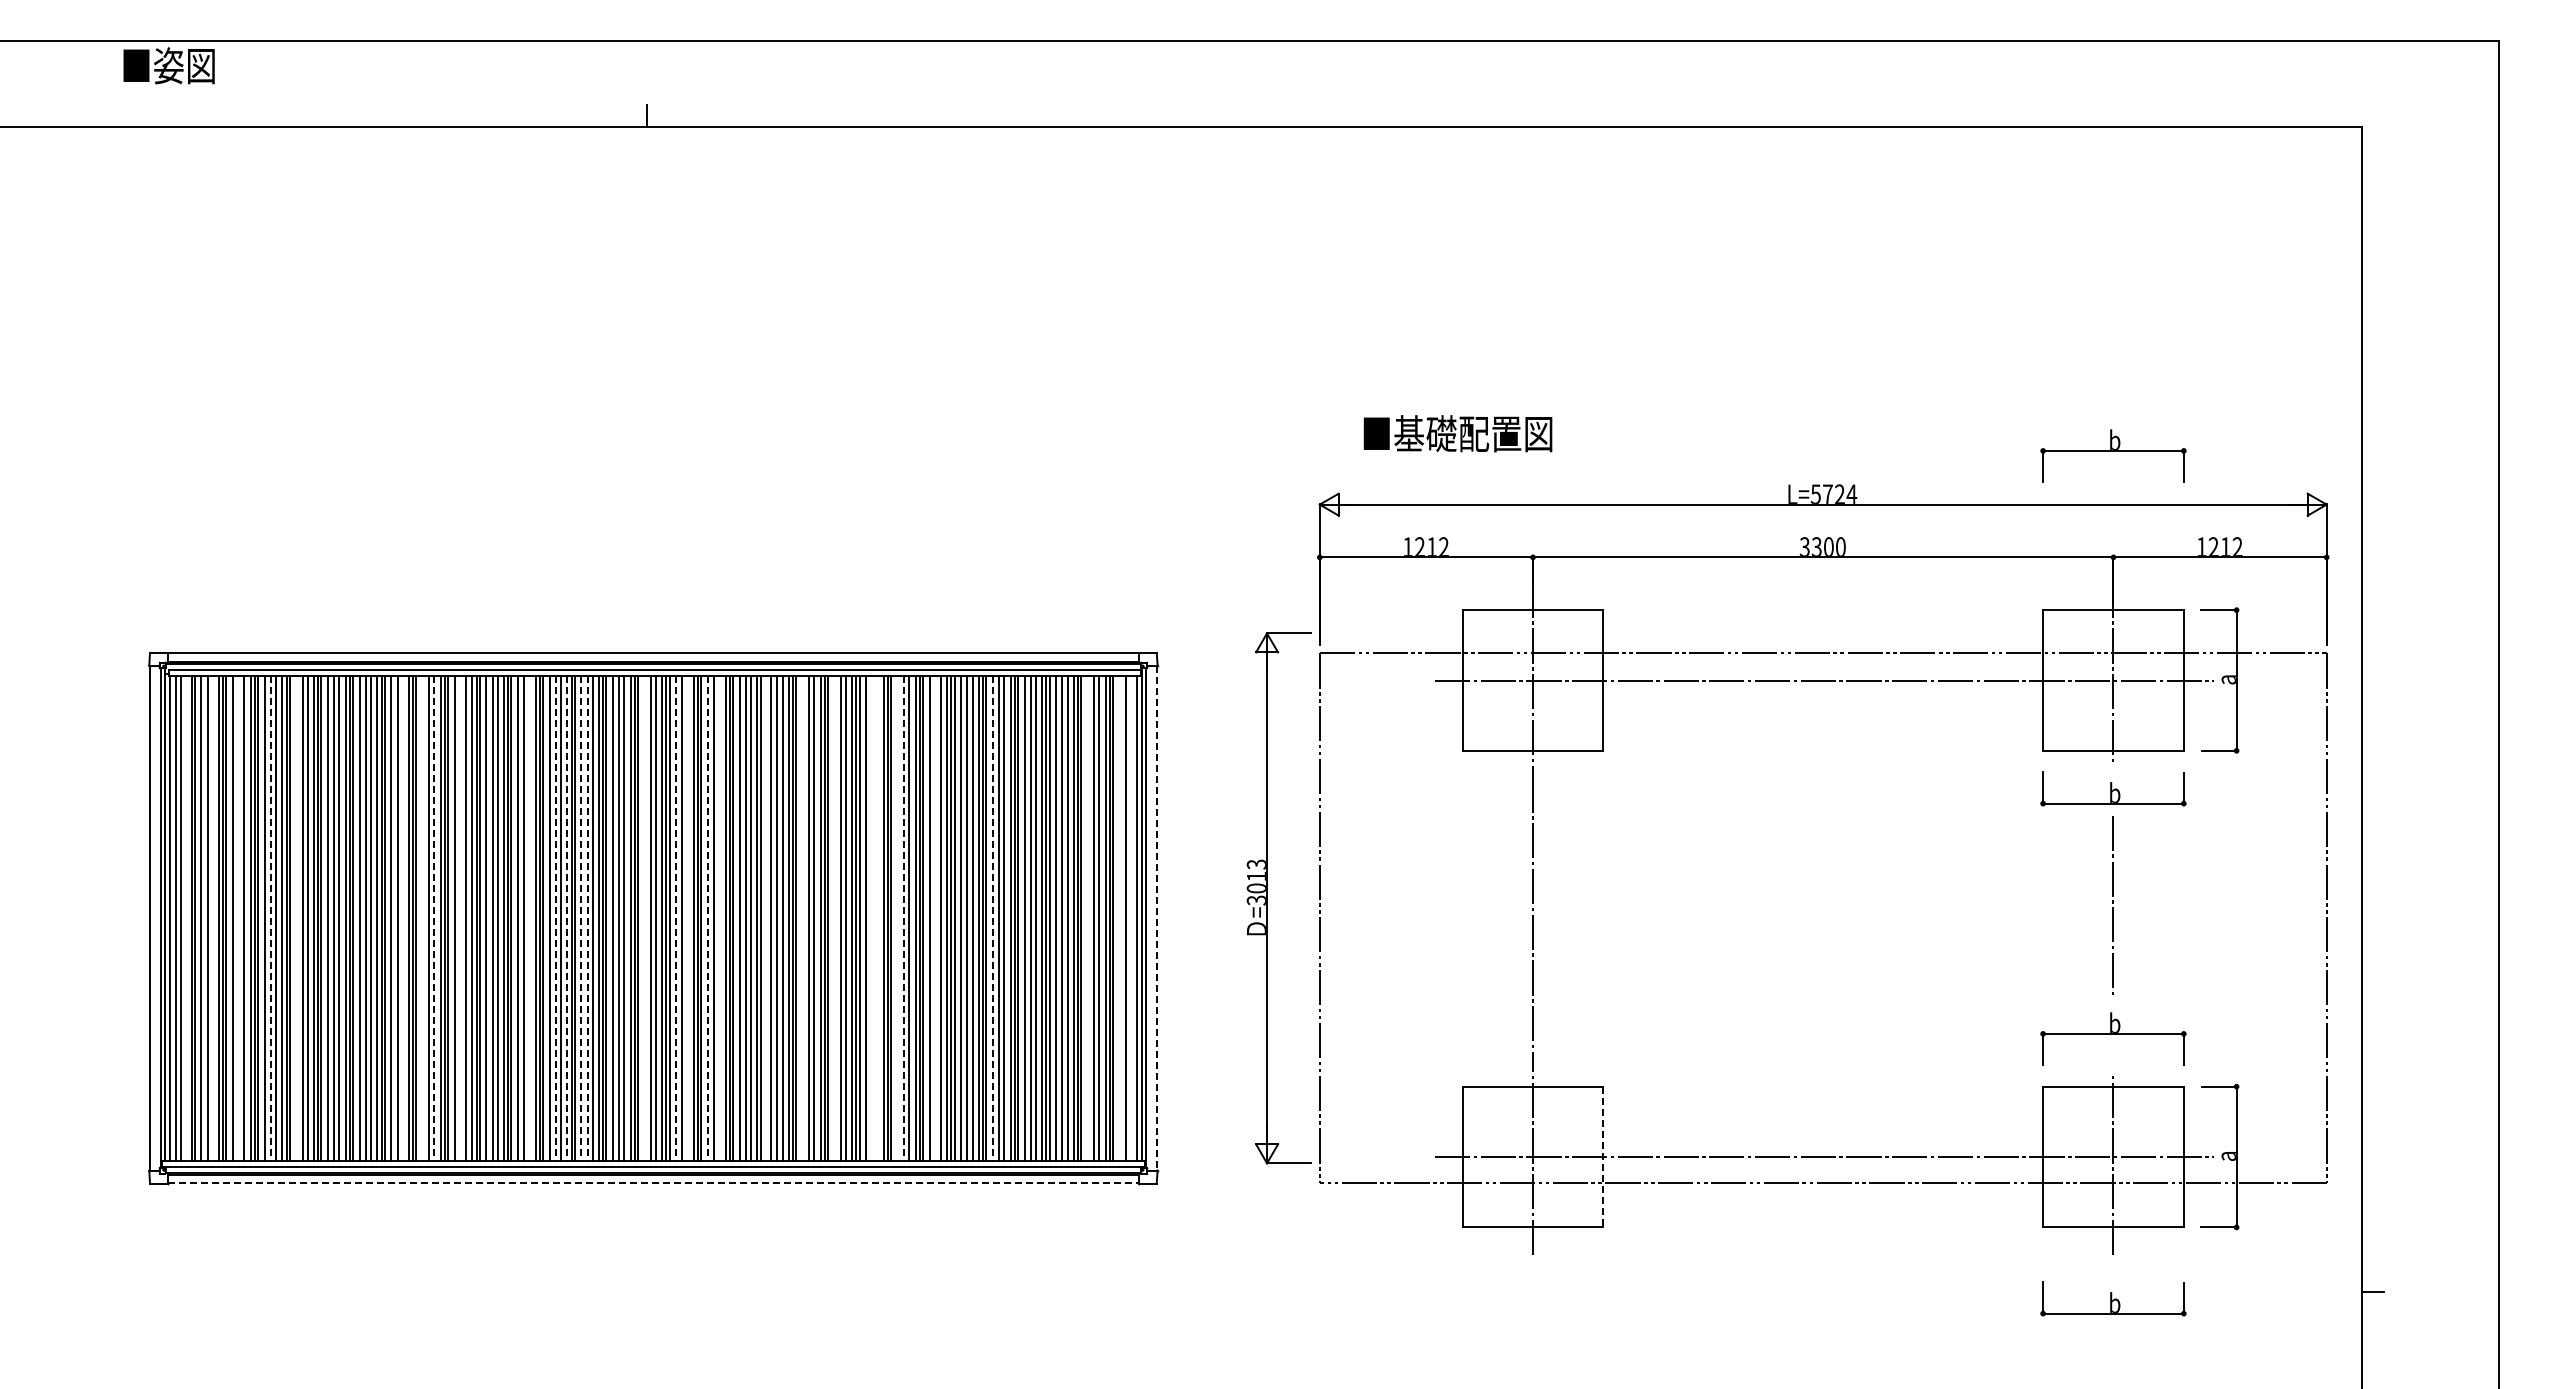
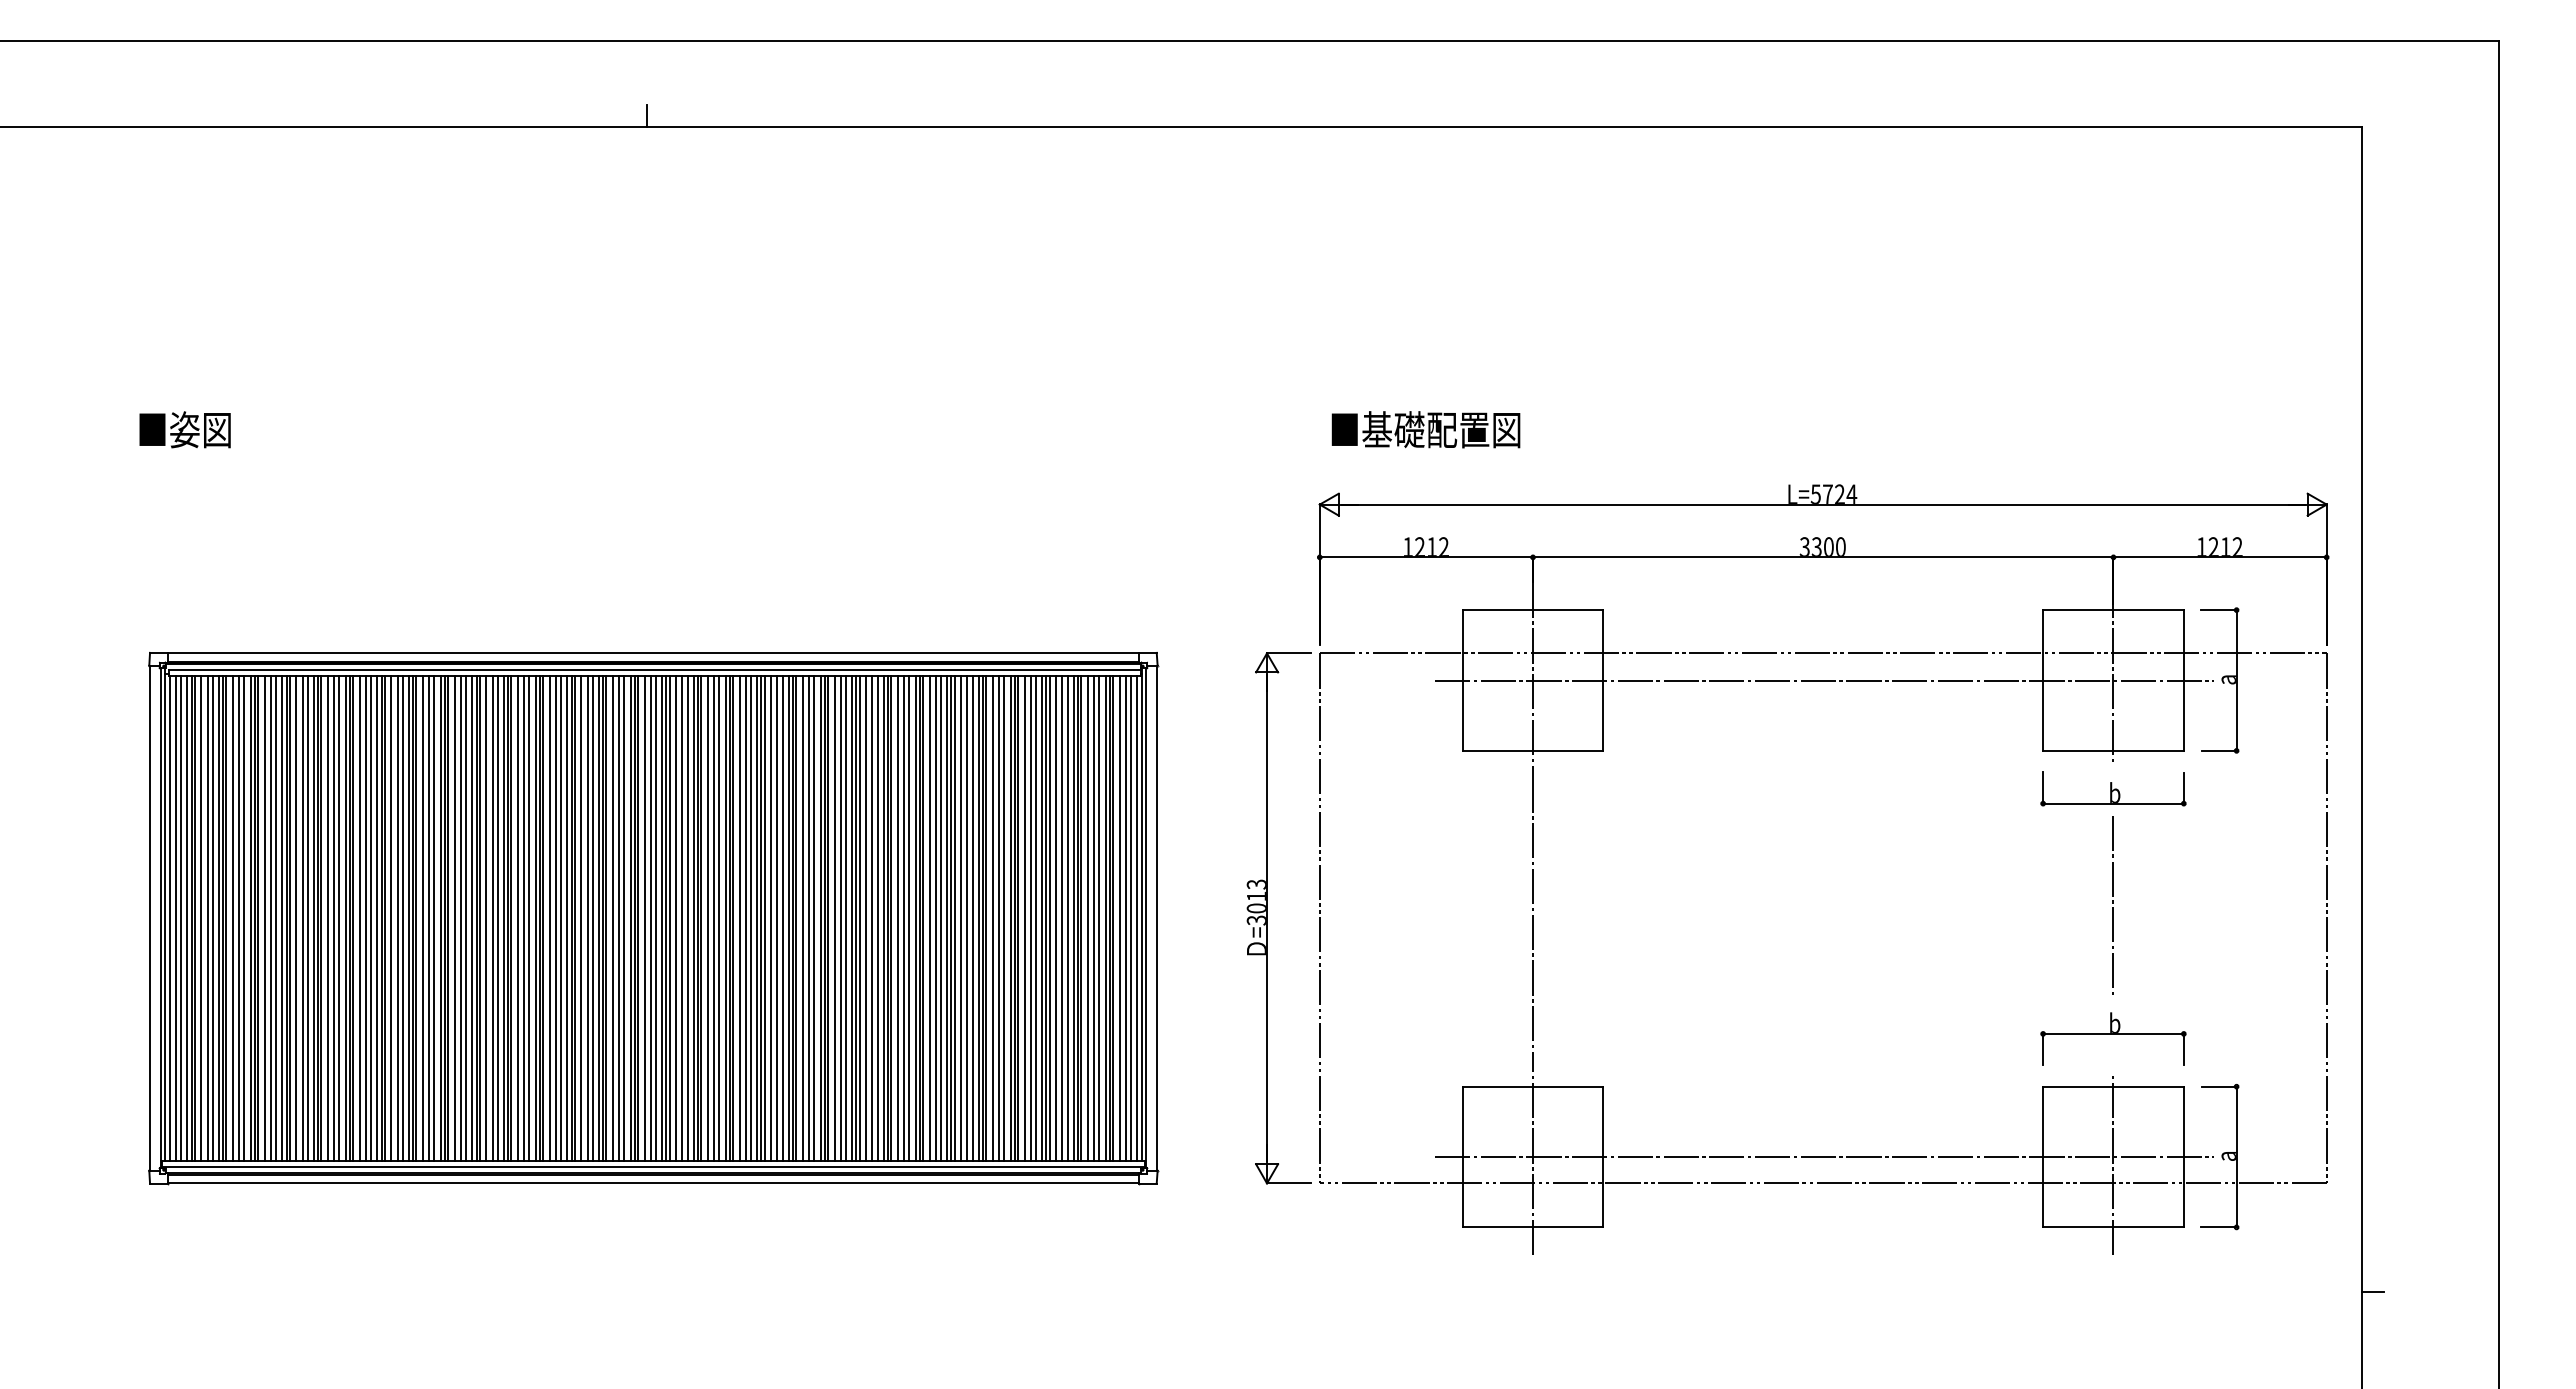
text position: (168, 65) -> (184, 429) (184, 429)
text position: (1457, 433) -> (1425, 429) (1425, 429)
part: present -> none (2113, 455)
part position: (1267, 898) -> (1267, 918) (1267, 918)
line: none -> present (187, 917)
line: none -> present (212, 917)
line: none -> present (239, 917)
line: none -> present (296, 917)
line: none -> present (402, 917)
line: none -> present (423, 917)
line: none -> present (460, 917)
line: none -> present (529, 917)
line: none -> present (644, 917)
line: none -> present (687, 917)
line: none -> present (719, 917)
line: none -> present (764, 917)
line: none -> present (802, 917)
line: none -> present (834, 917)
line: none -> present (872, 917)
line: none -> present (877, 917)
line: none -> present (897, 917)
line: none -> present (935, 917)
line: none -> present (1087, 917)
line: none -> present (1119, 917)
line: none -> present (1131, 917)
line: dashed -> solid (270, 918)
line: dashed -> solid (434, 918)
line: dashed -> solid (555, 918)
line: dashed -> solid (567, 918)
line: dashed -> solid (581, 918)
line: dashed -> solid (587, 918)
line: dashed -> solid (676, 918)
line: dashed -> solid (708, 918)
line: dashed -> solid (904, 918)
line: dashed -> solid (992, 918)
line: dashed -> solid (1156, 918)
line: dashed -> solid (1603, 1157)
line: dashed -> solid (653, 1183)
part: present -> none (2113, 1298)
